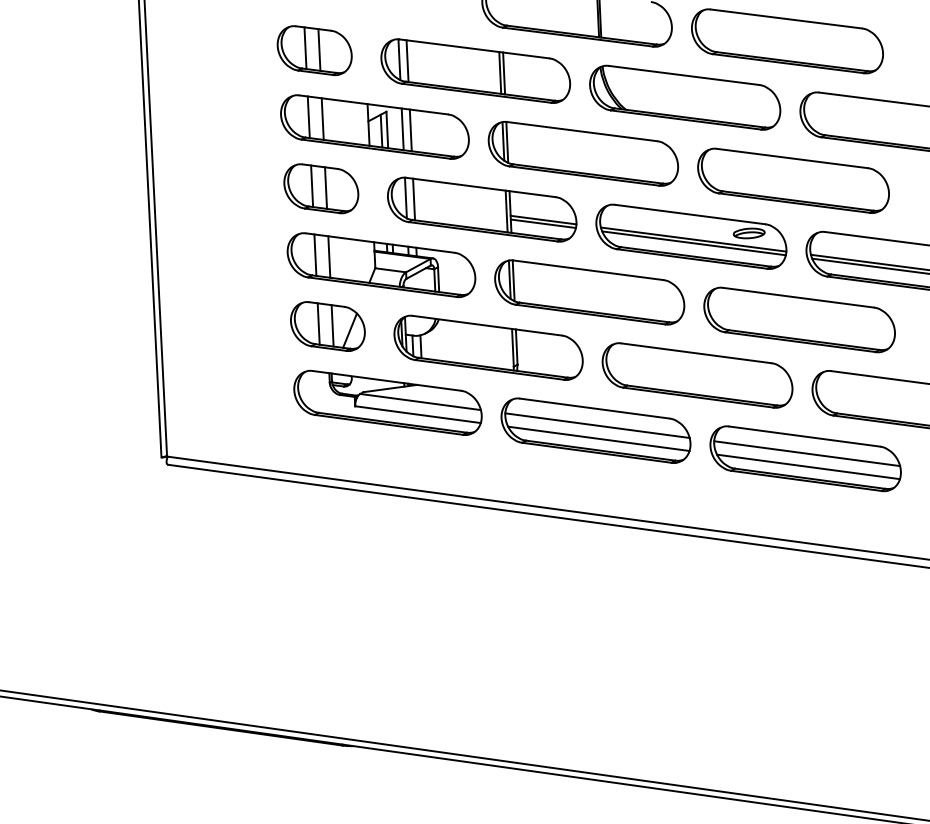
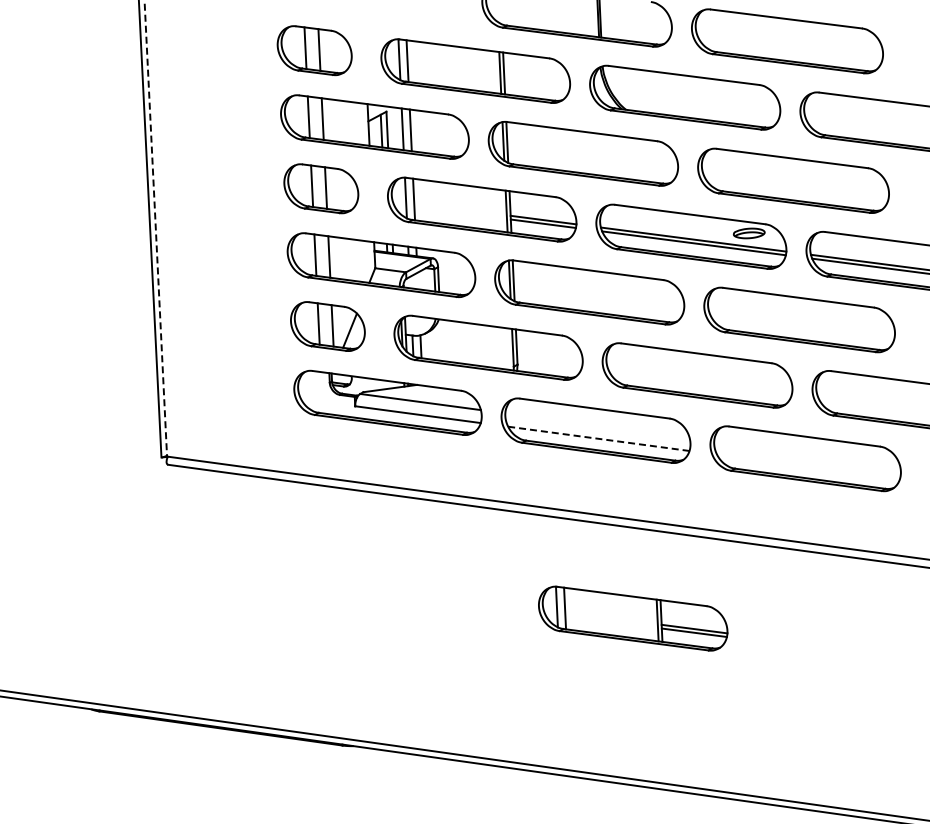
line: solid -> dashed (155, 228)
line: present -> none (597, 425)
line: solid -> dashed (598, 438)
line: present -> none (807, 453)
line: present -> none (808, 466)
part: none -> present (633, 618)
